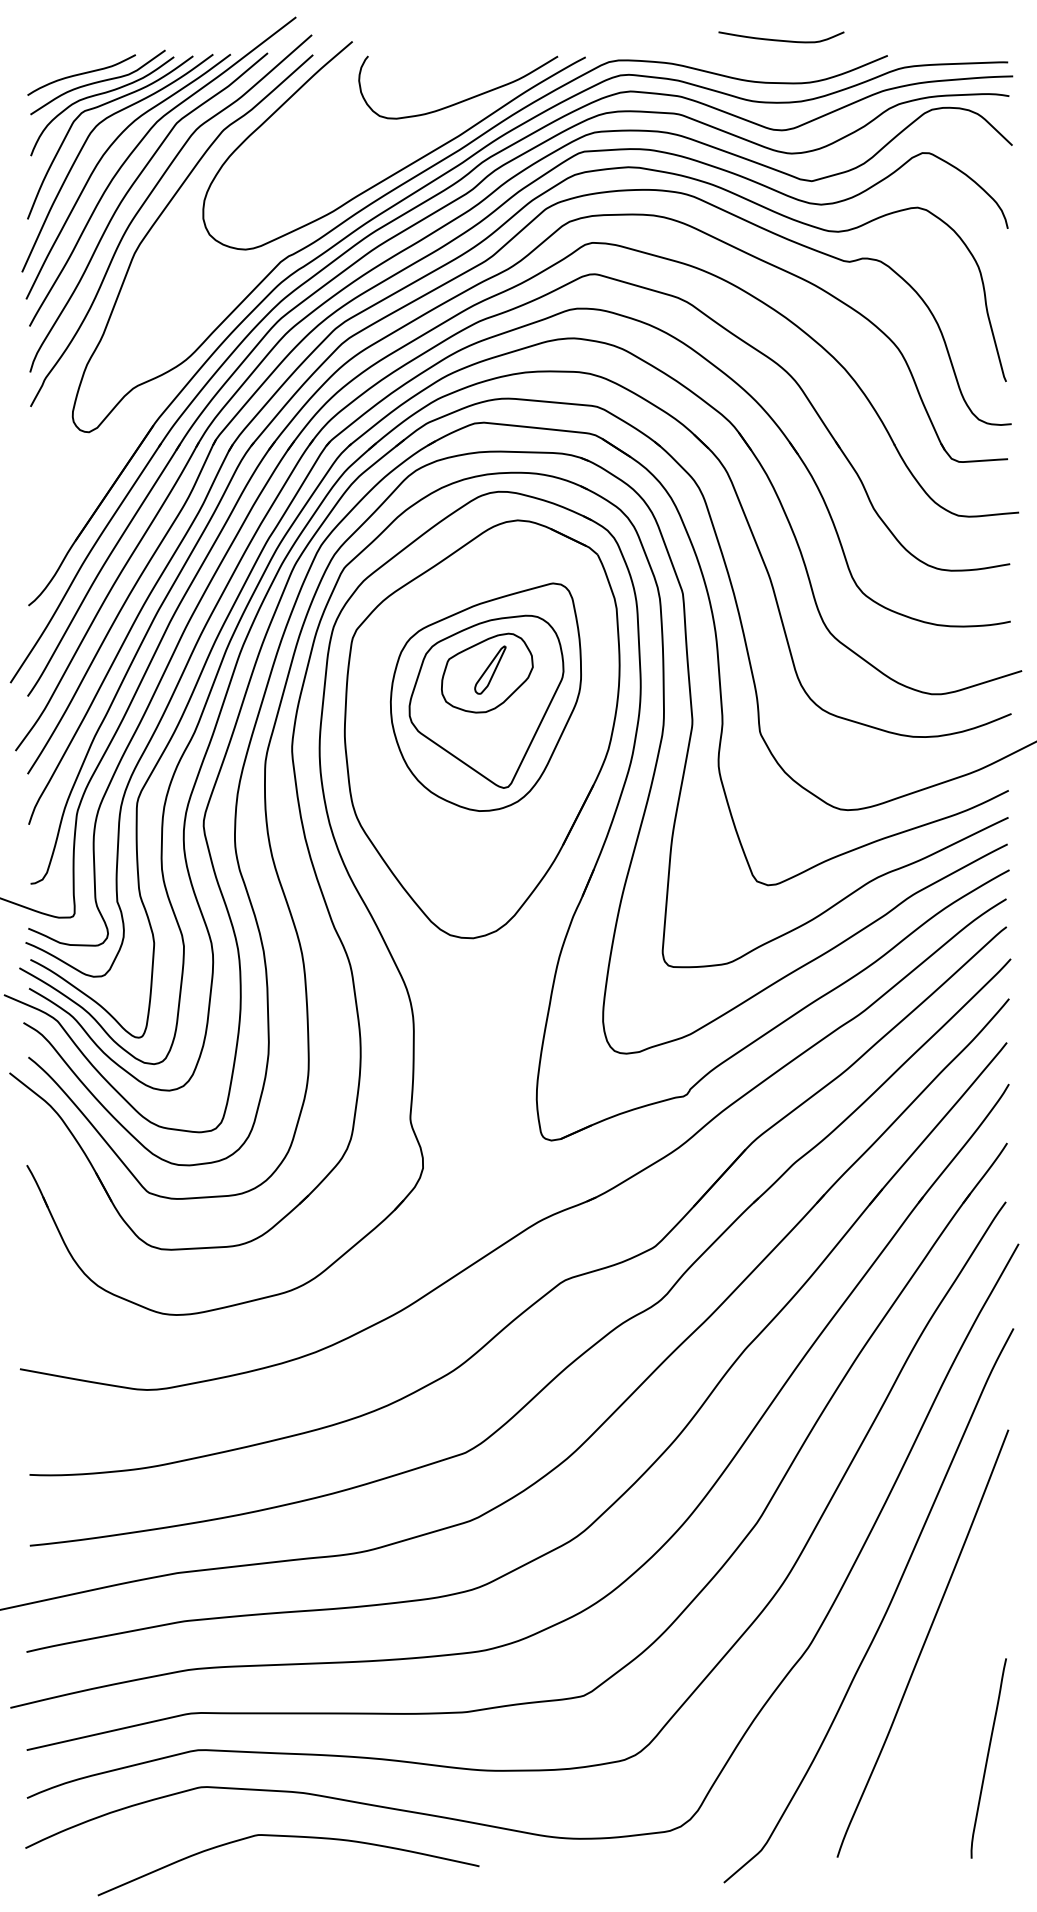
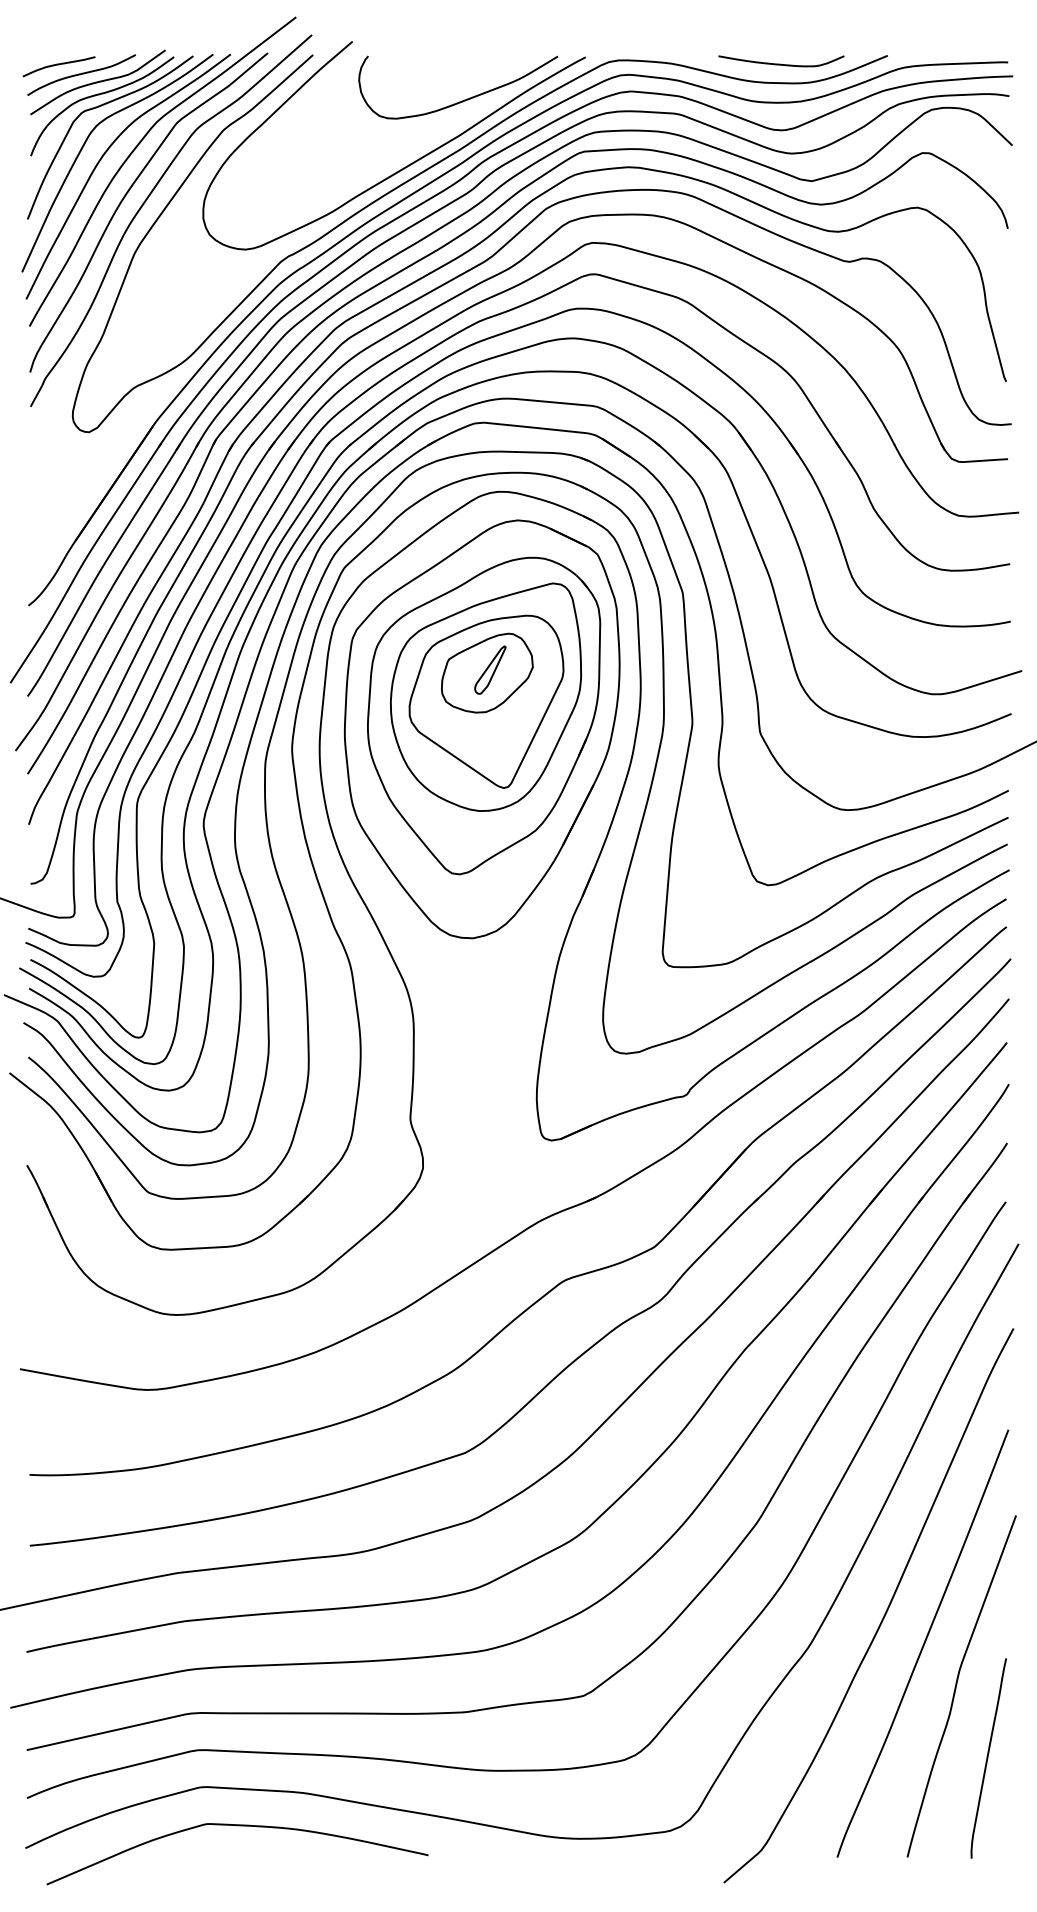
curve position: (781, 39) -> (781, 63) (781, 63)
curve: none -> present (58, 65)
part: none -> present (484, 715)
curve: none -> present (957, 1684)
curve position: (288, 1837) -> (237, 1826) (237, 1826)
